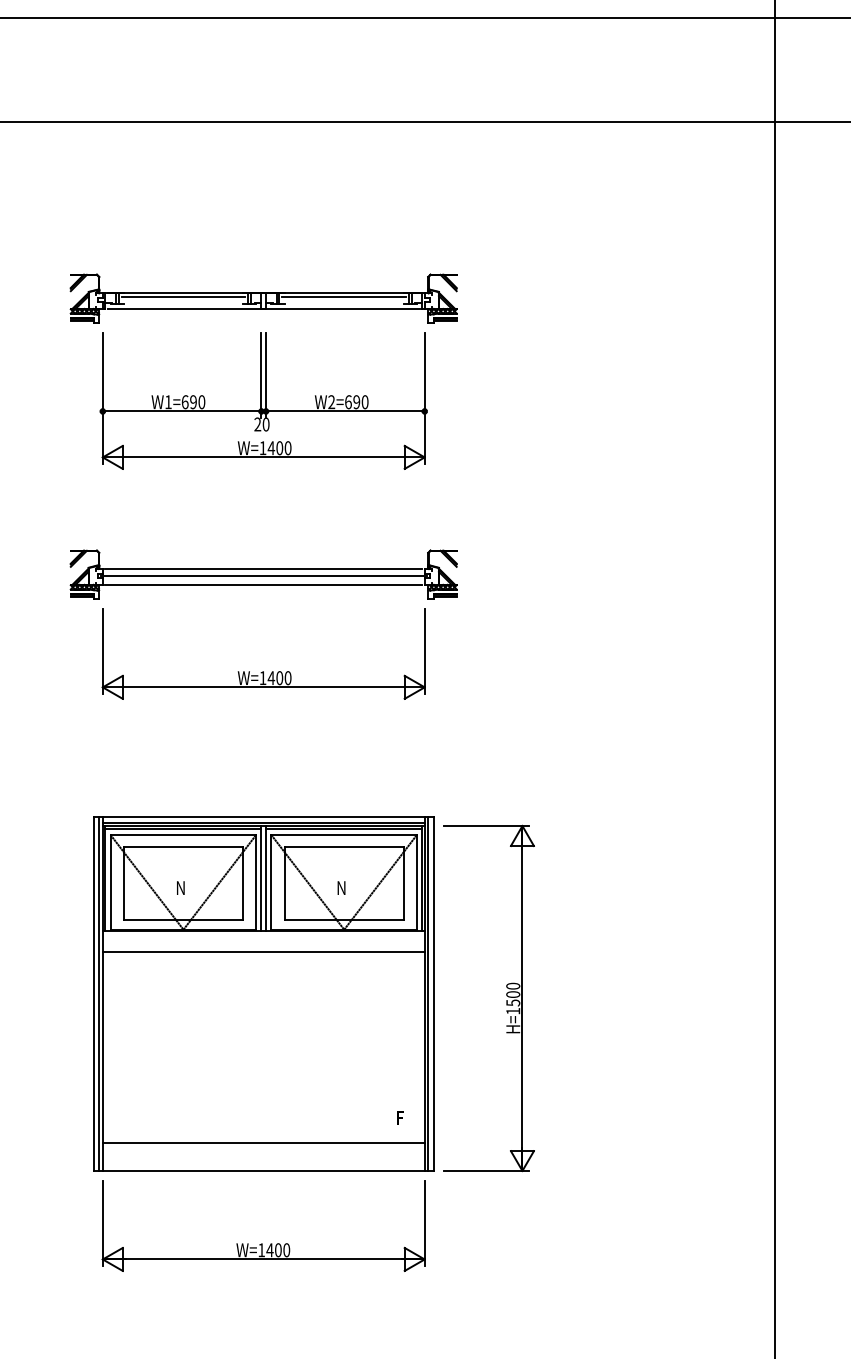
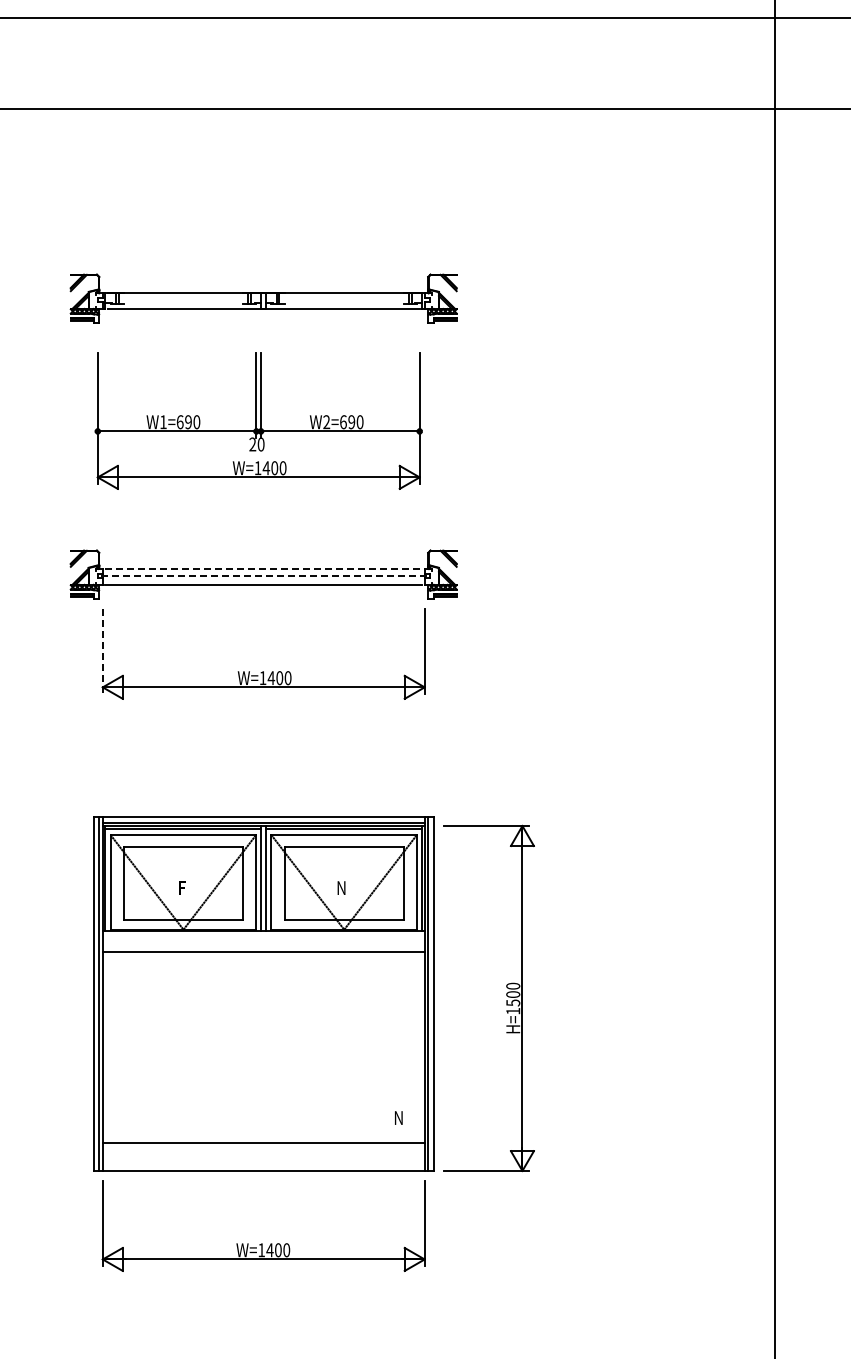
line position: (424, 121) -> (424, 108) (424, 108)
line: present -> none (183, 297)
line: present -> none (343, 297)
part position: (263, 400) -> (258, 420) (258, 420)
line: solid -> dashed (263, 568)
line: solid -> dashed (263, 575)
line: solid -> dashed (102, 651)
text: N -> F (181, 887)
text: F -> N (399, 1117)
